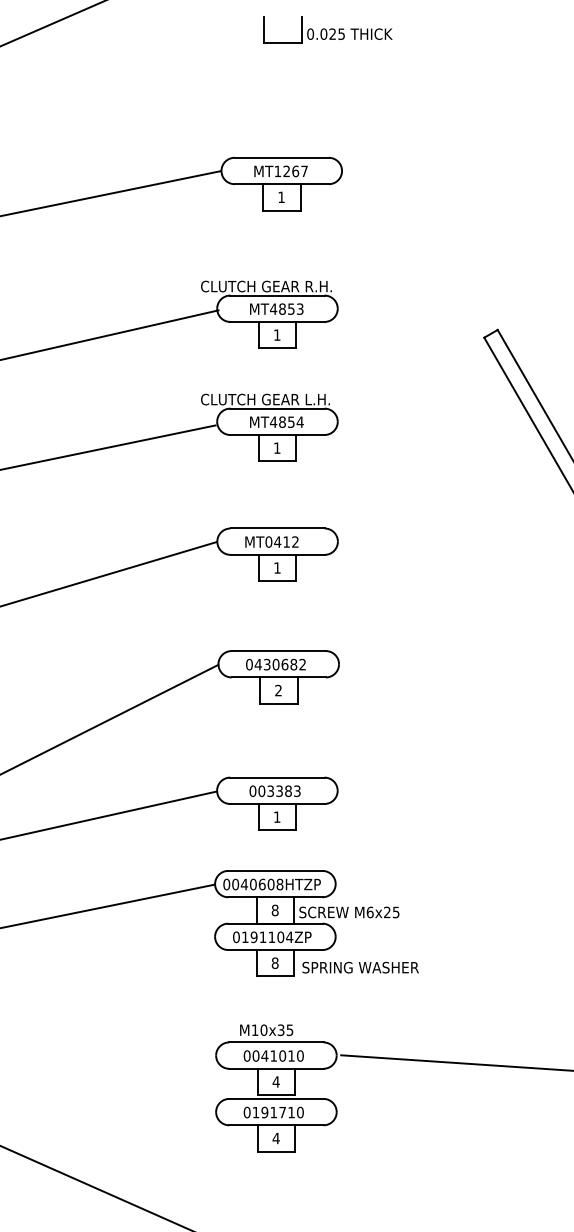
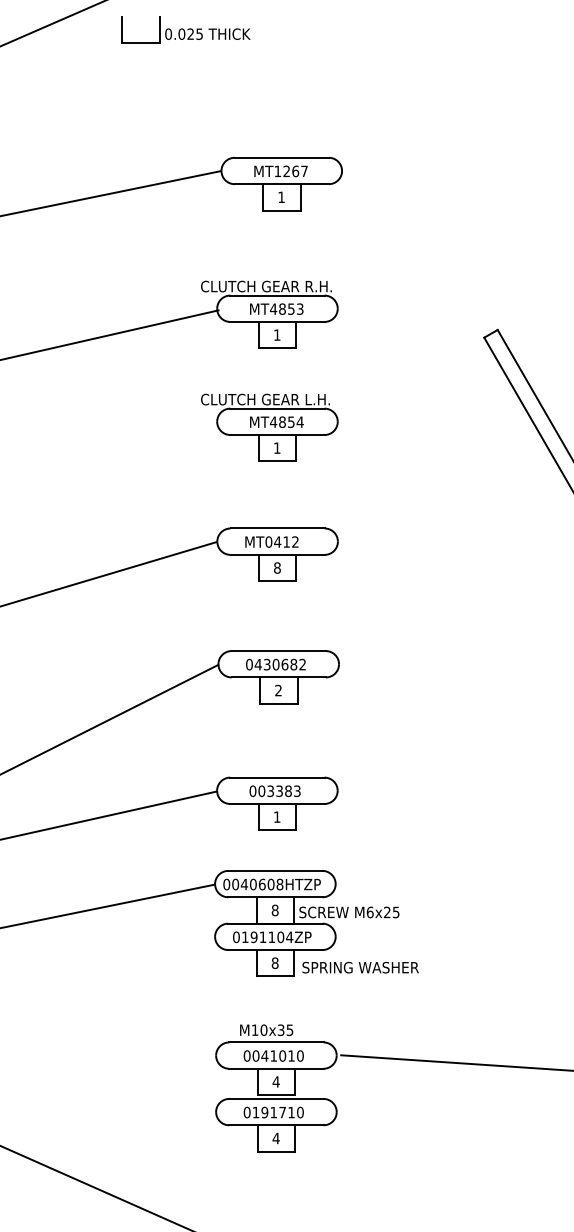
part position: (327, 29) -> (185, 29) (185, 29)
line: present -> none (108, 447)
text: 1 -> 8 (277, 567)
